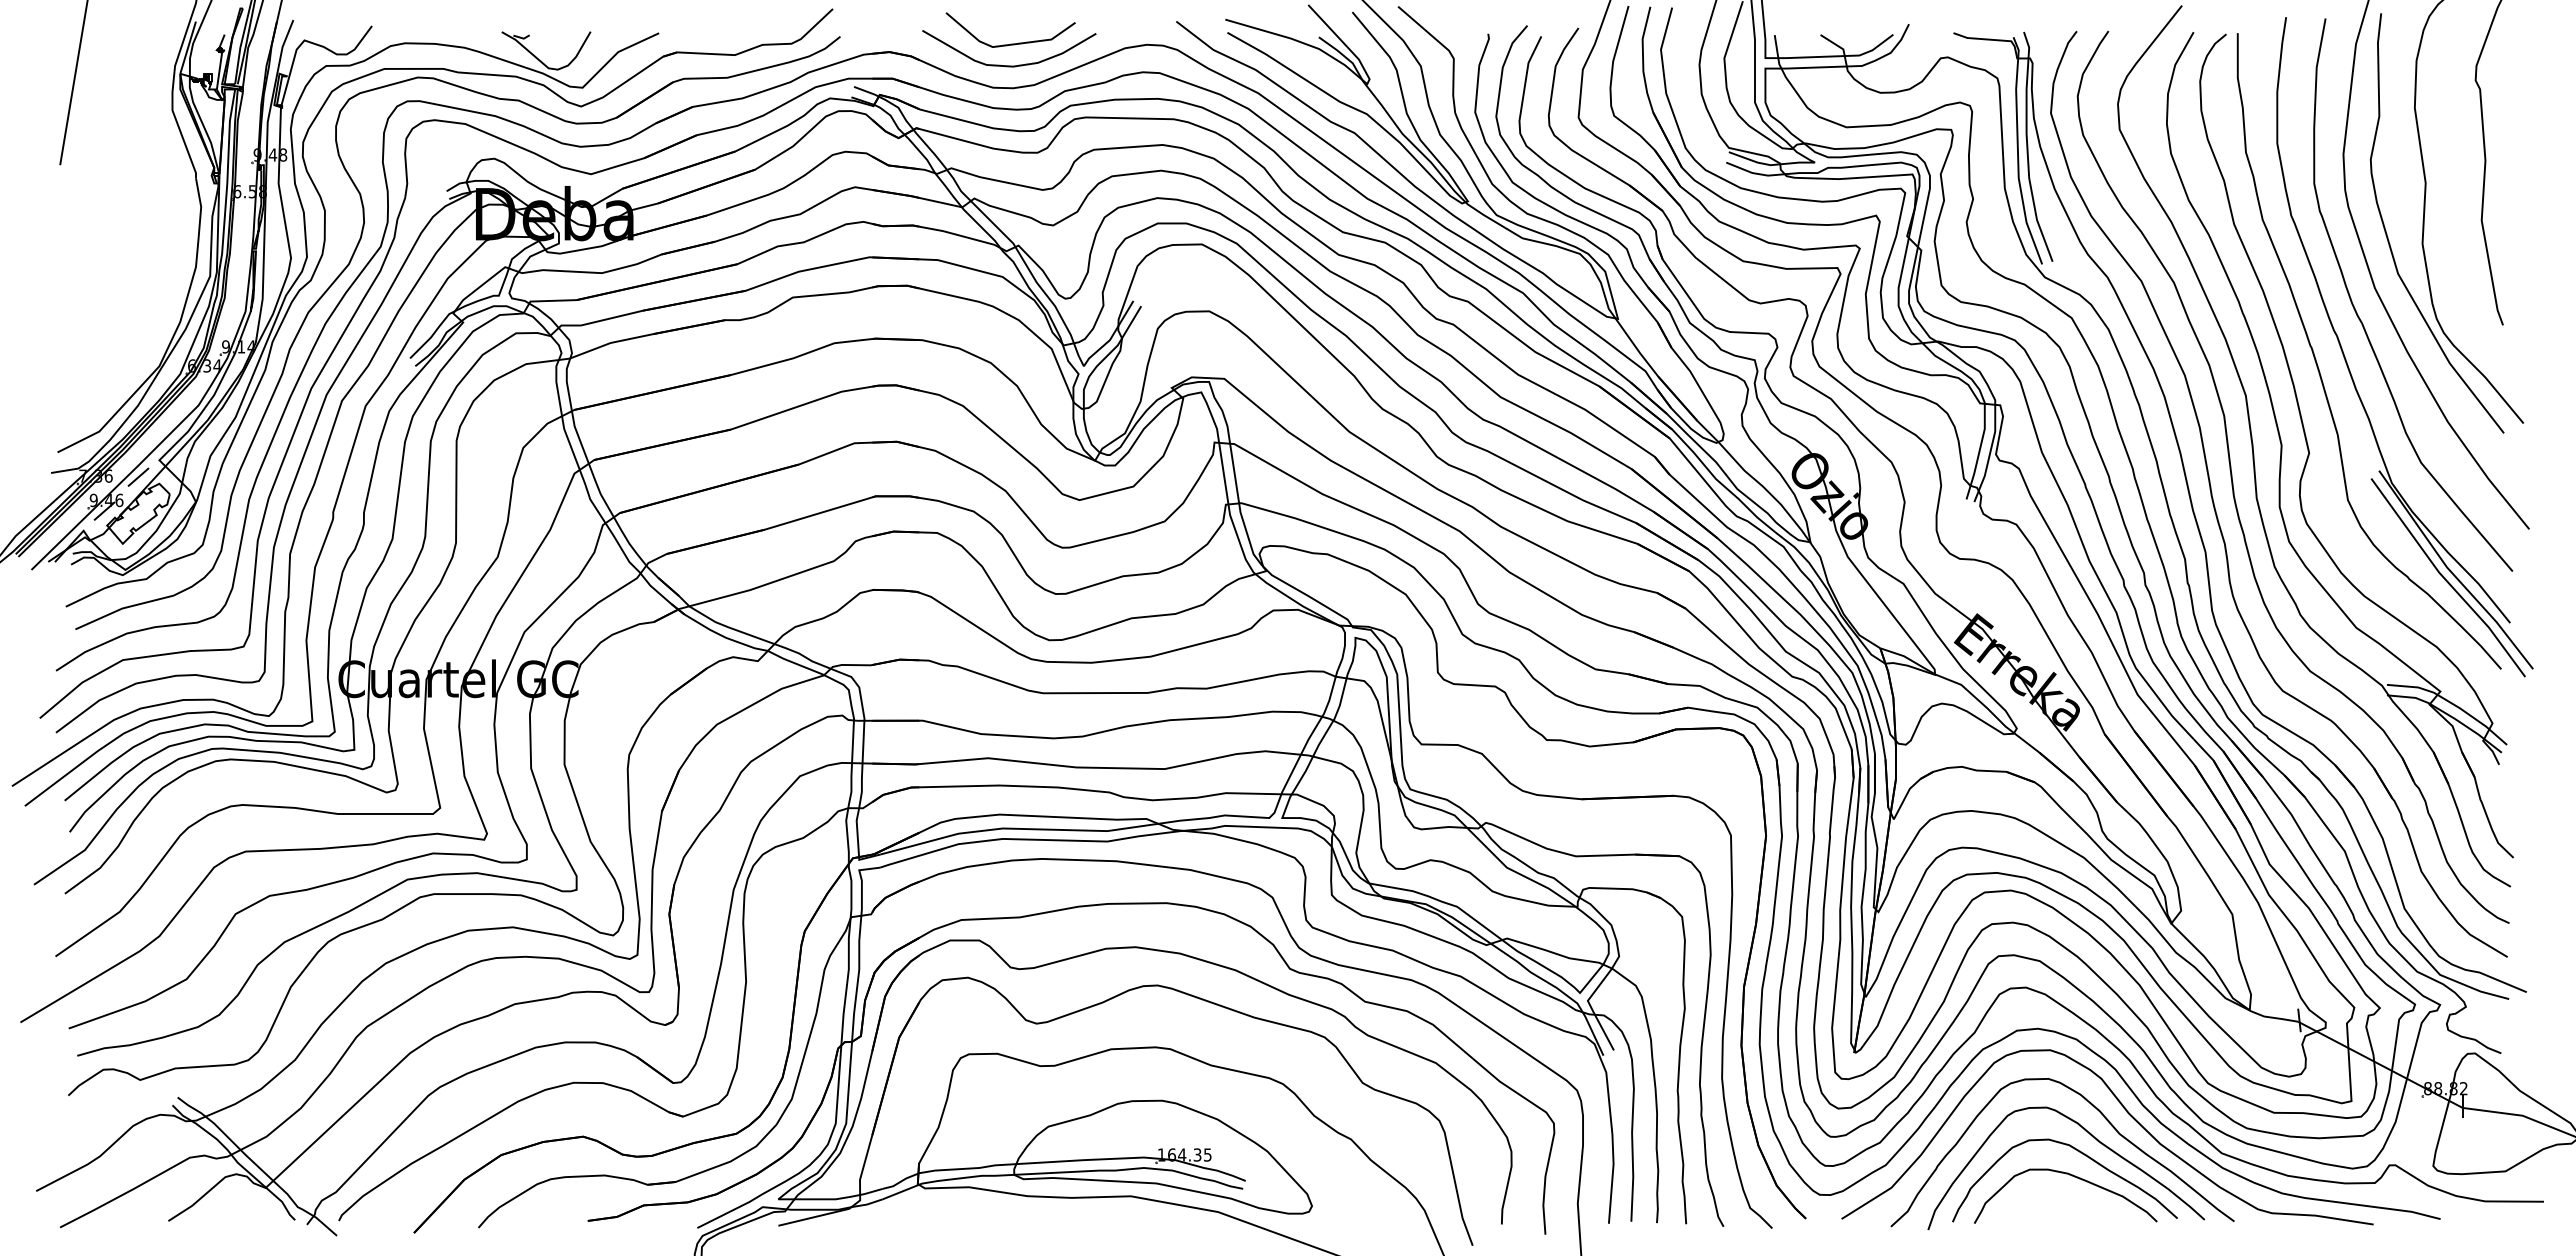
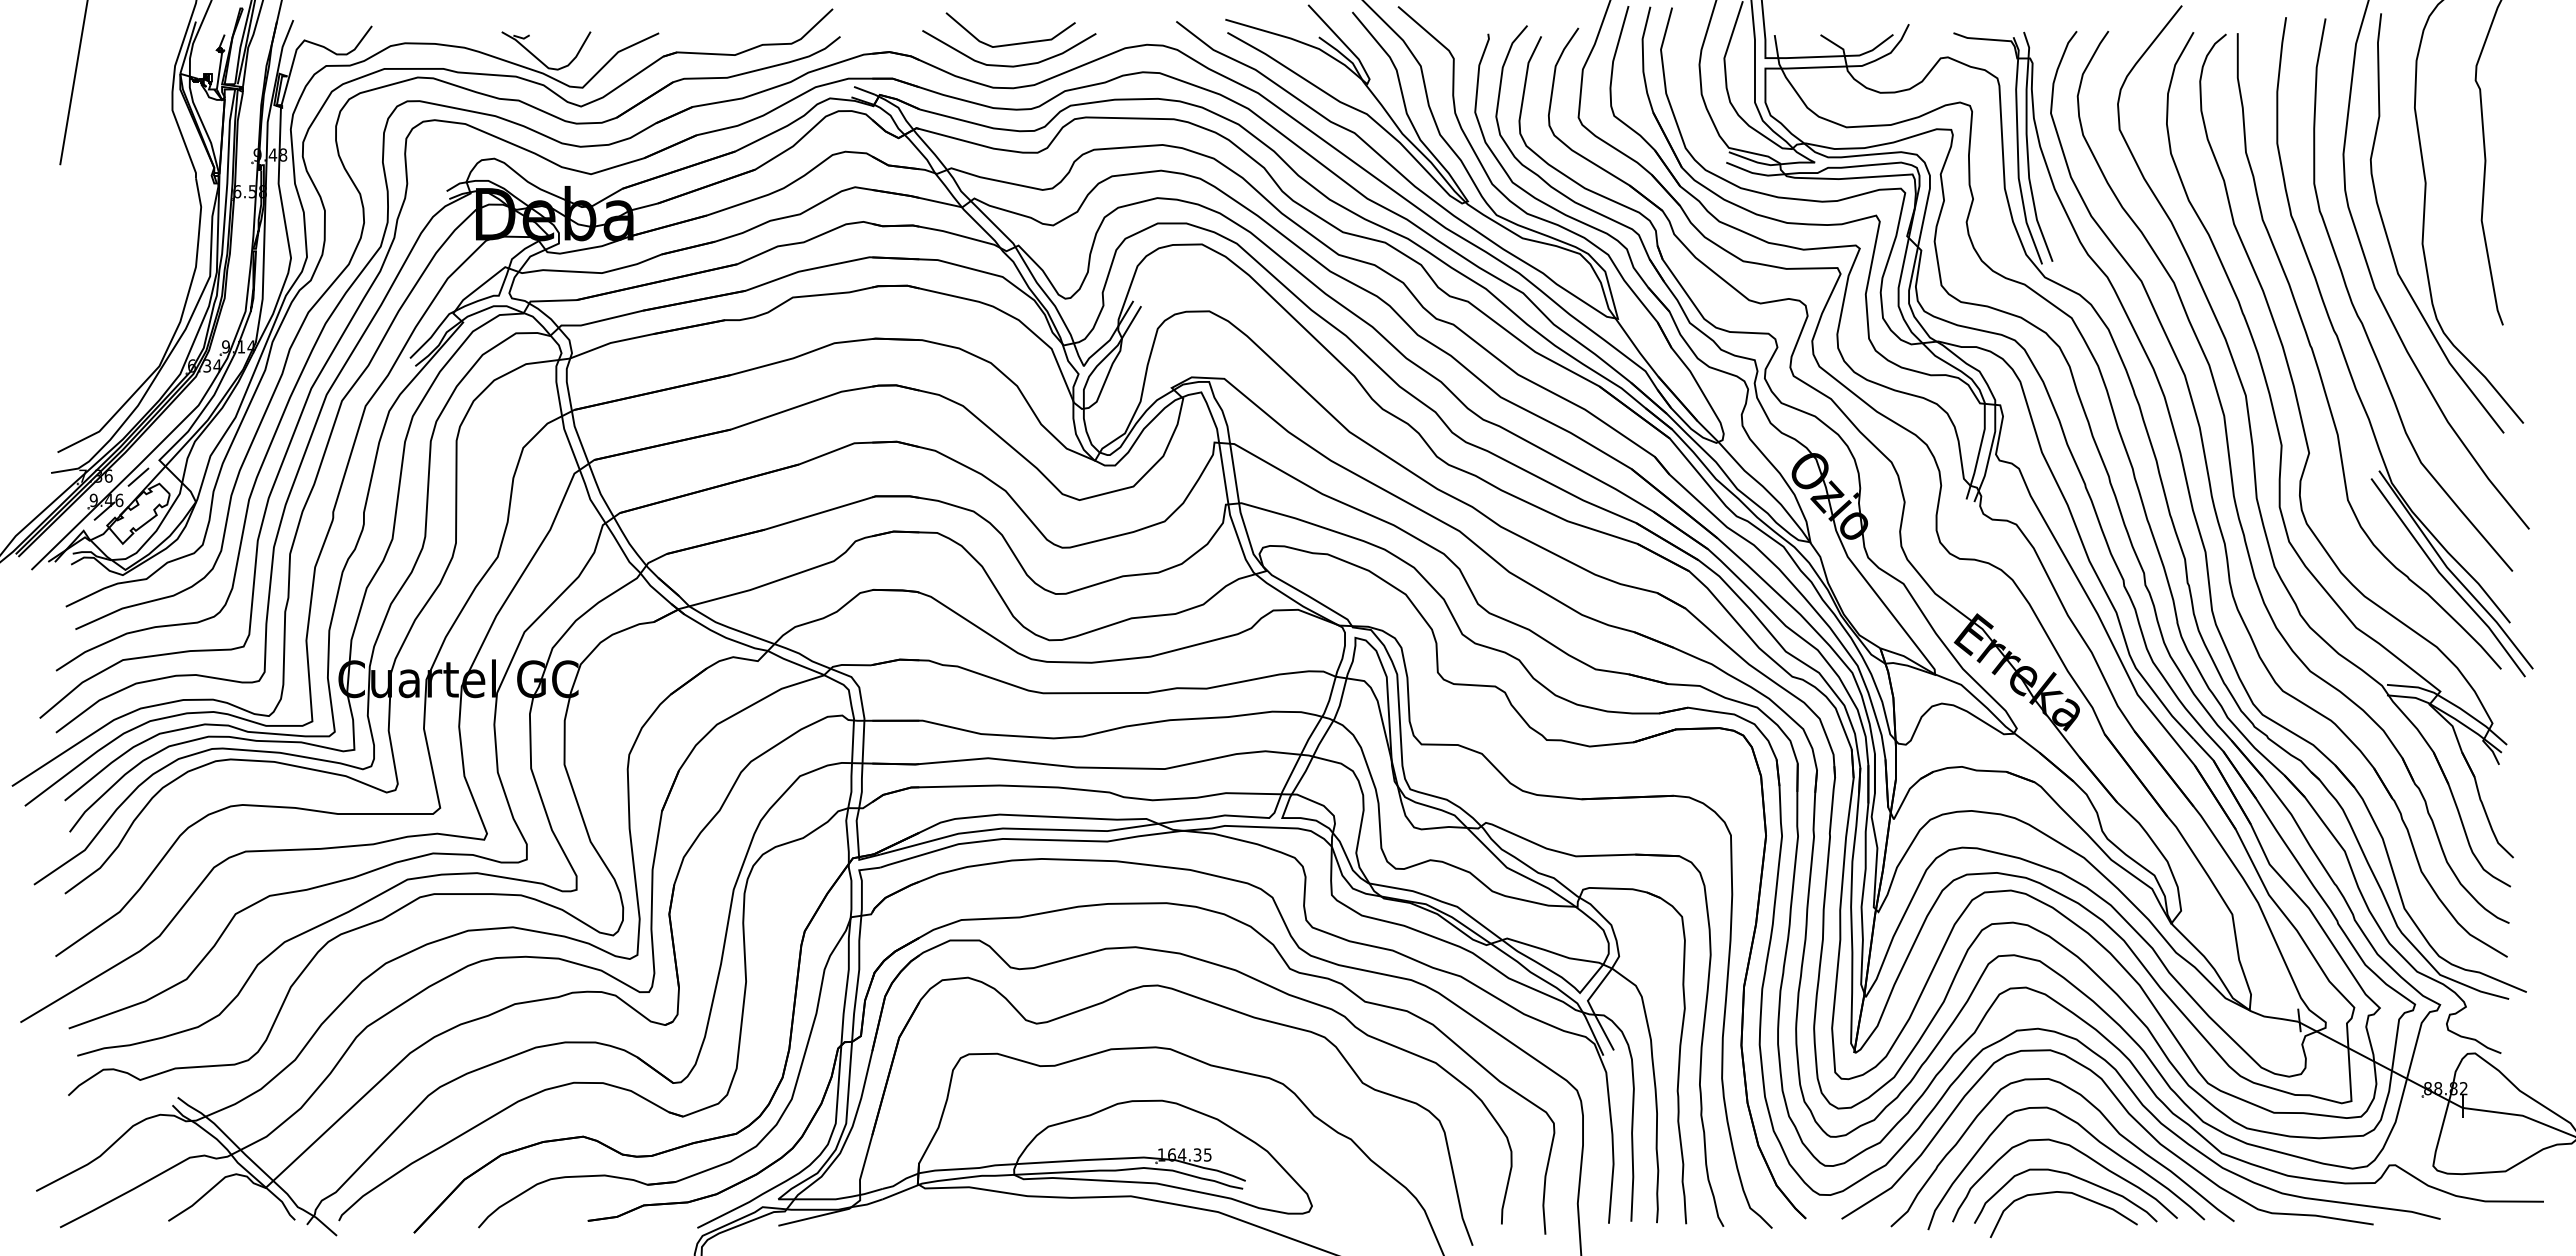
curve: none -> present (2063, 1193)
